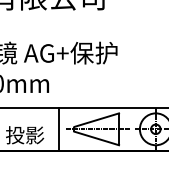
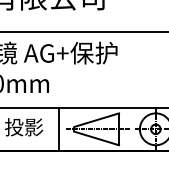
line: none -> present (83, 31)
text position: (25, 135) -> (24, 127) (24, 127)
